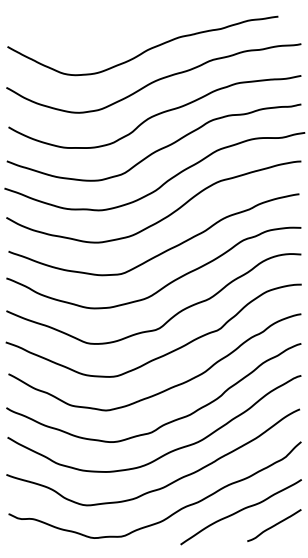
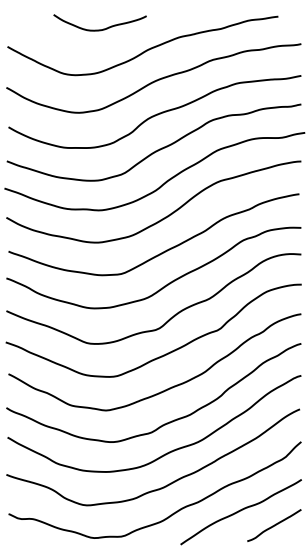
curve: none -> present (99, 29)
